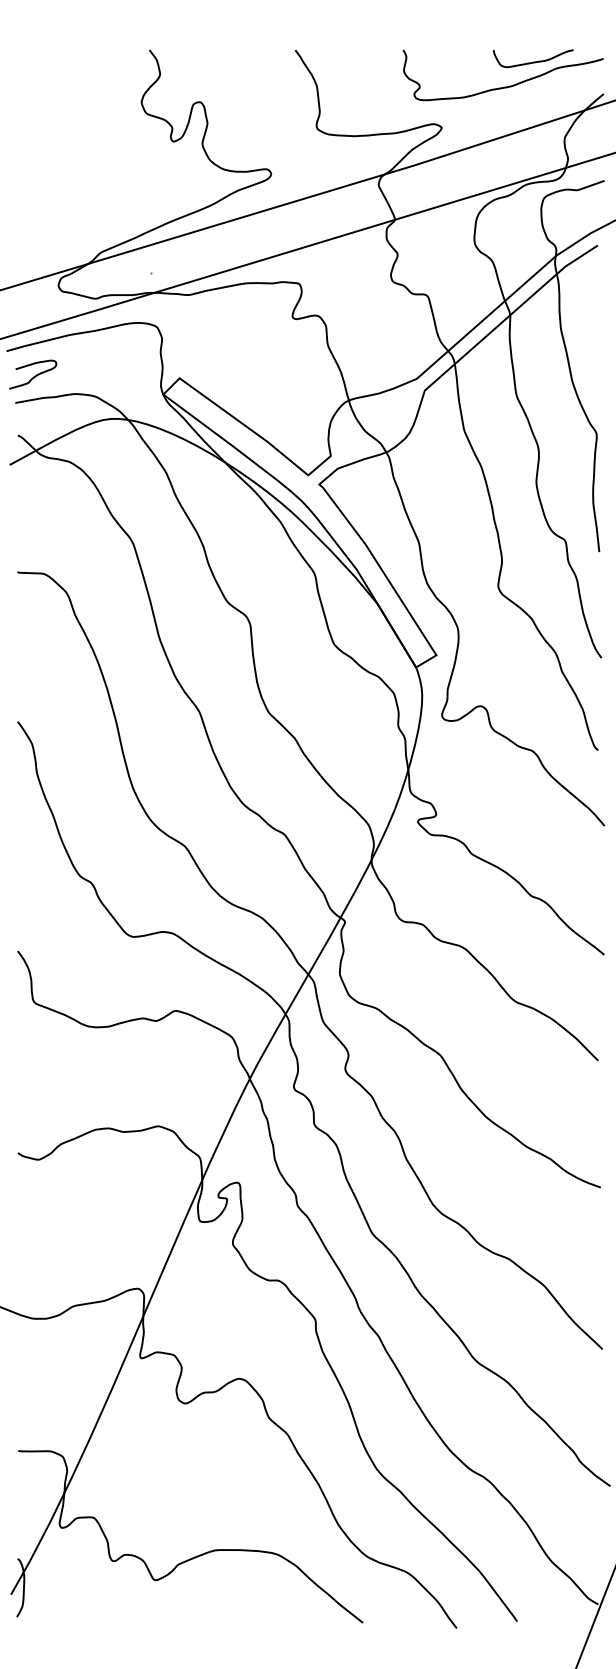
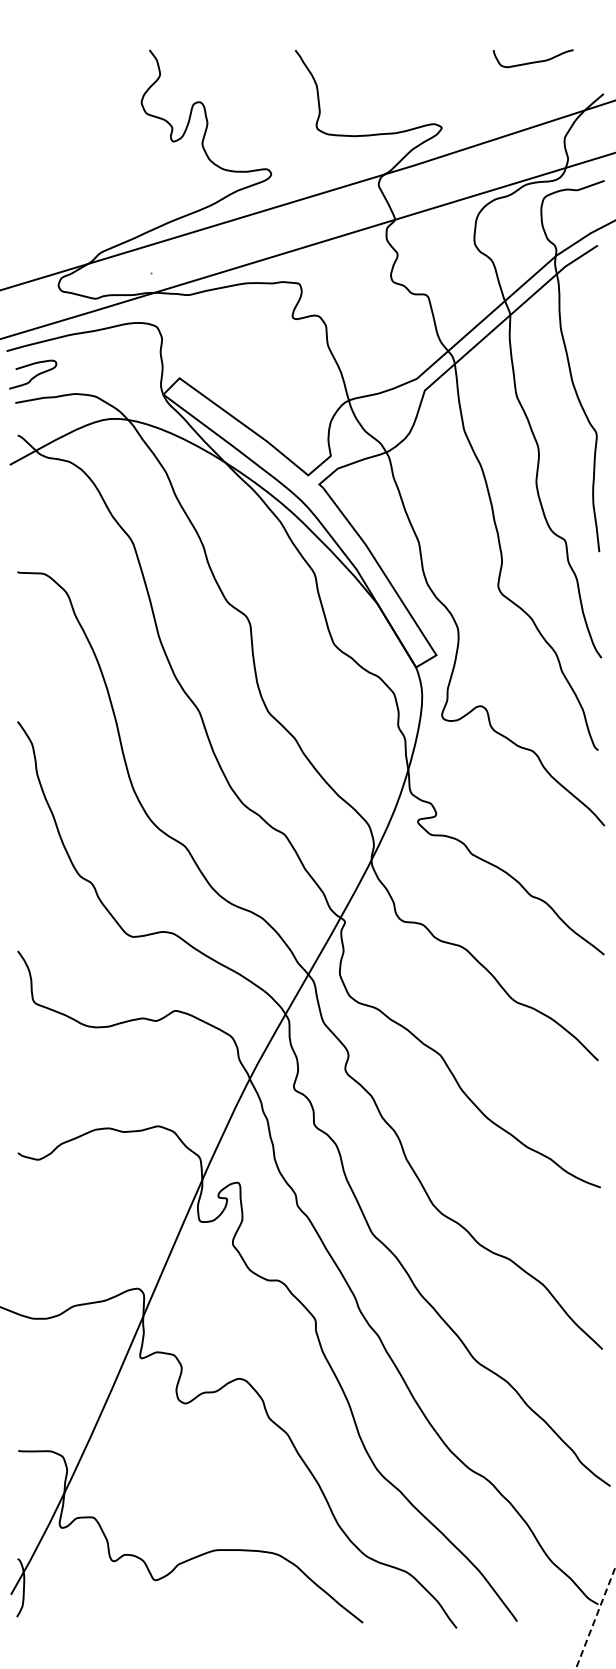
curve: present -> none (504, 86)
line: solid -> dashed (595, 1617)
